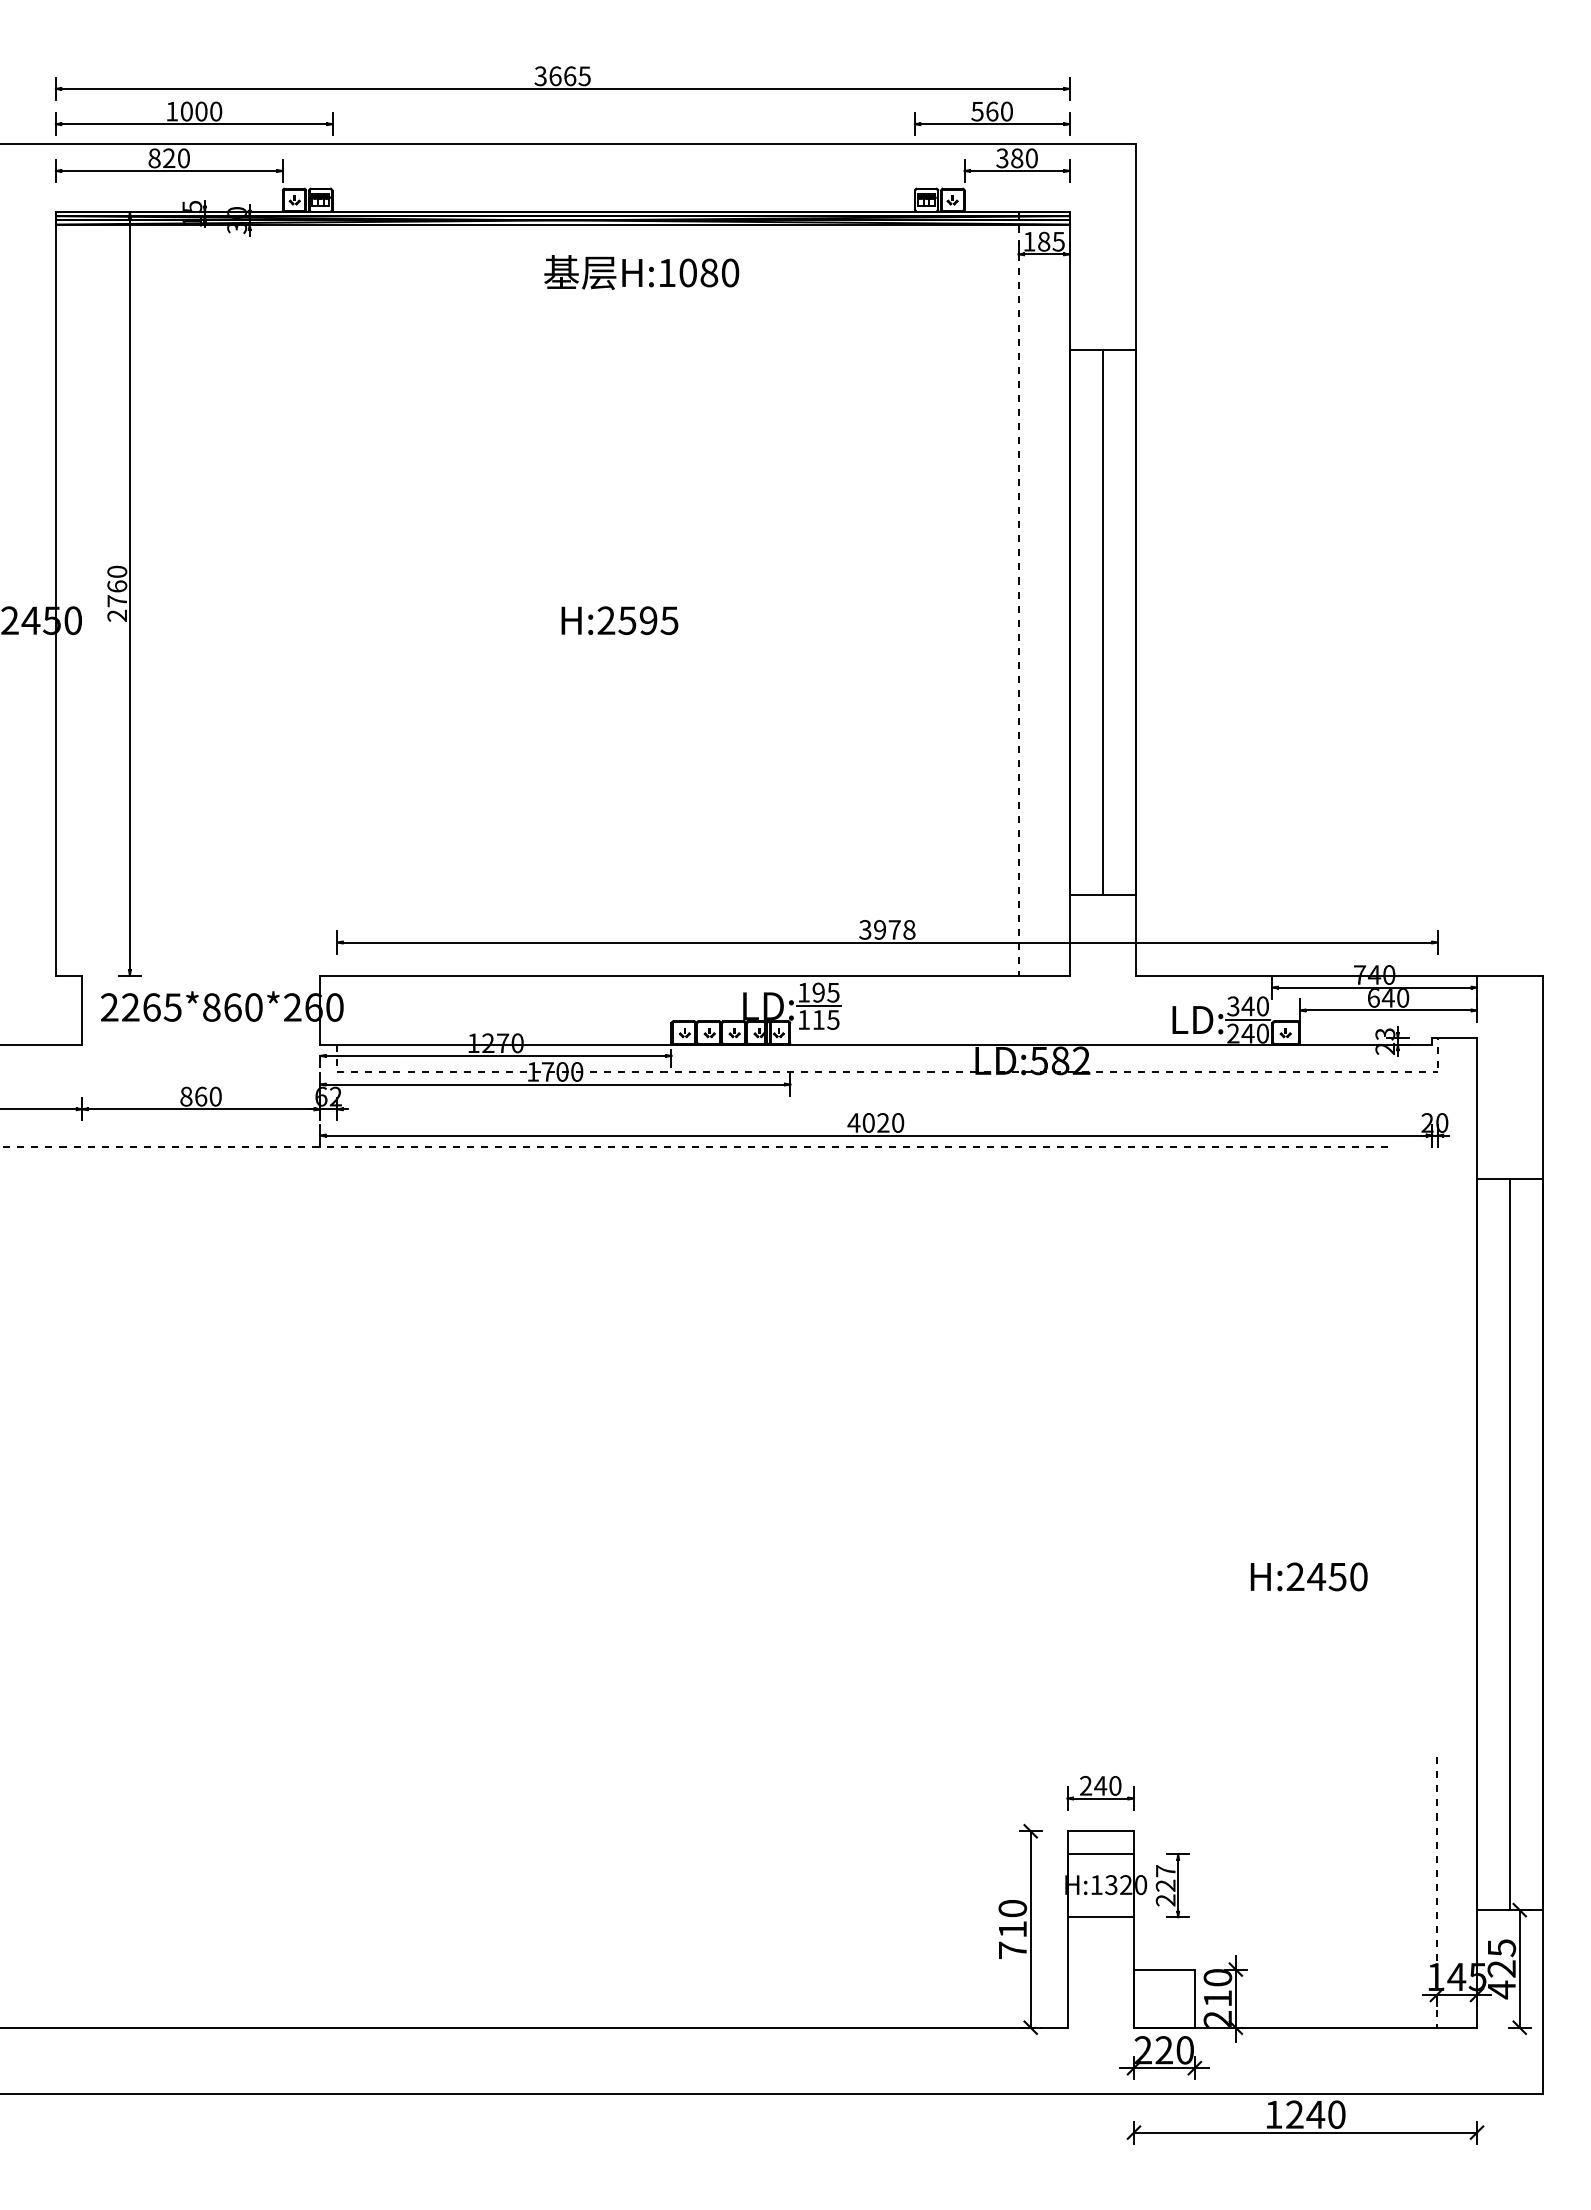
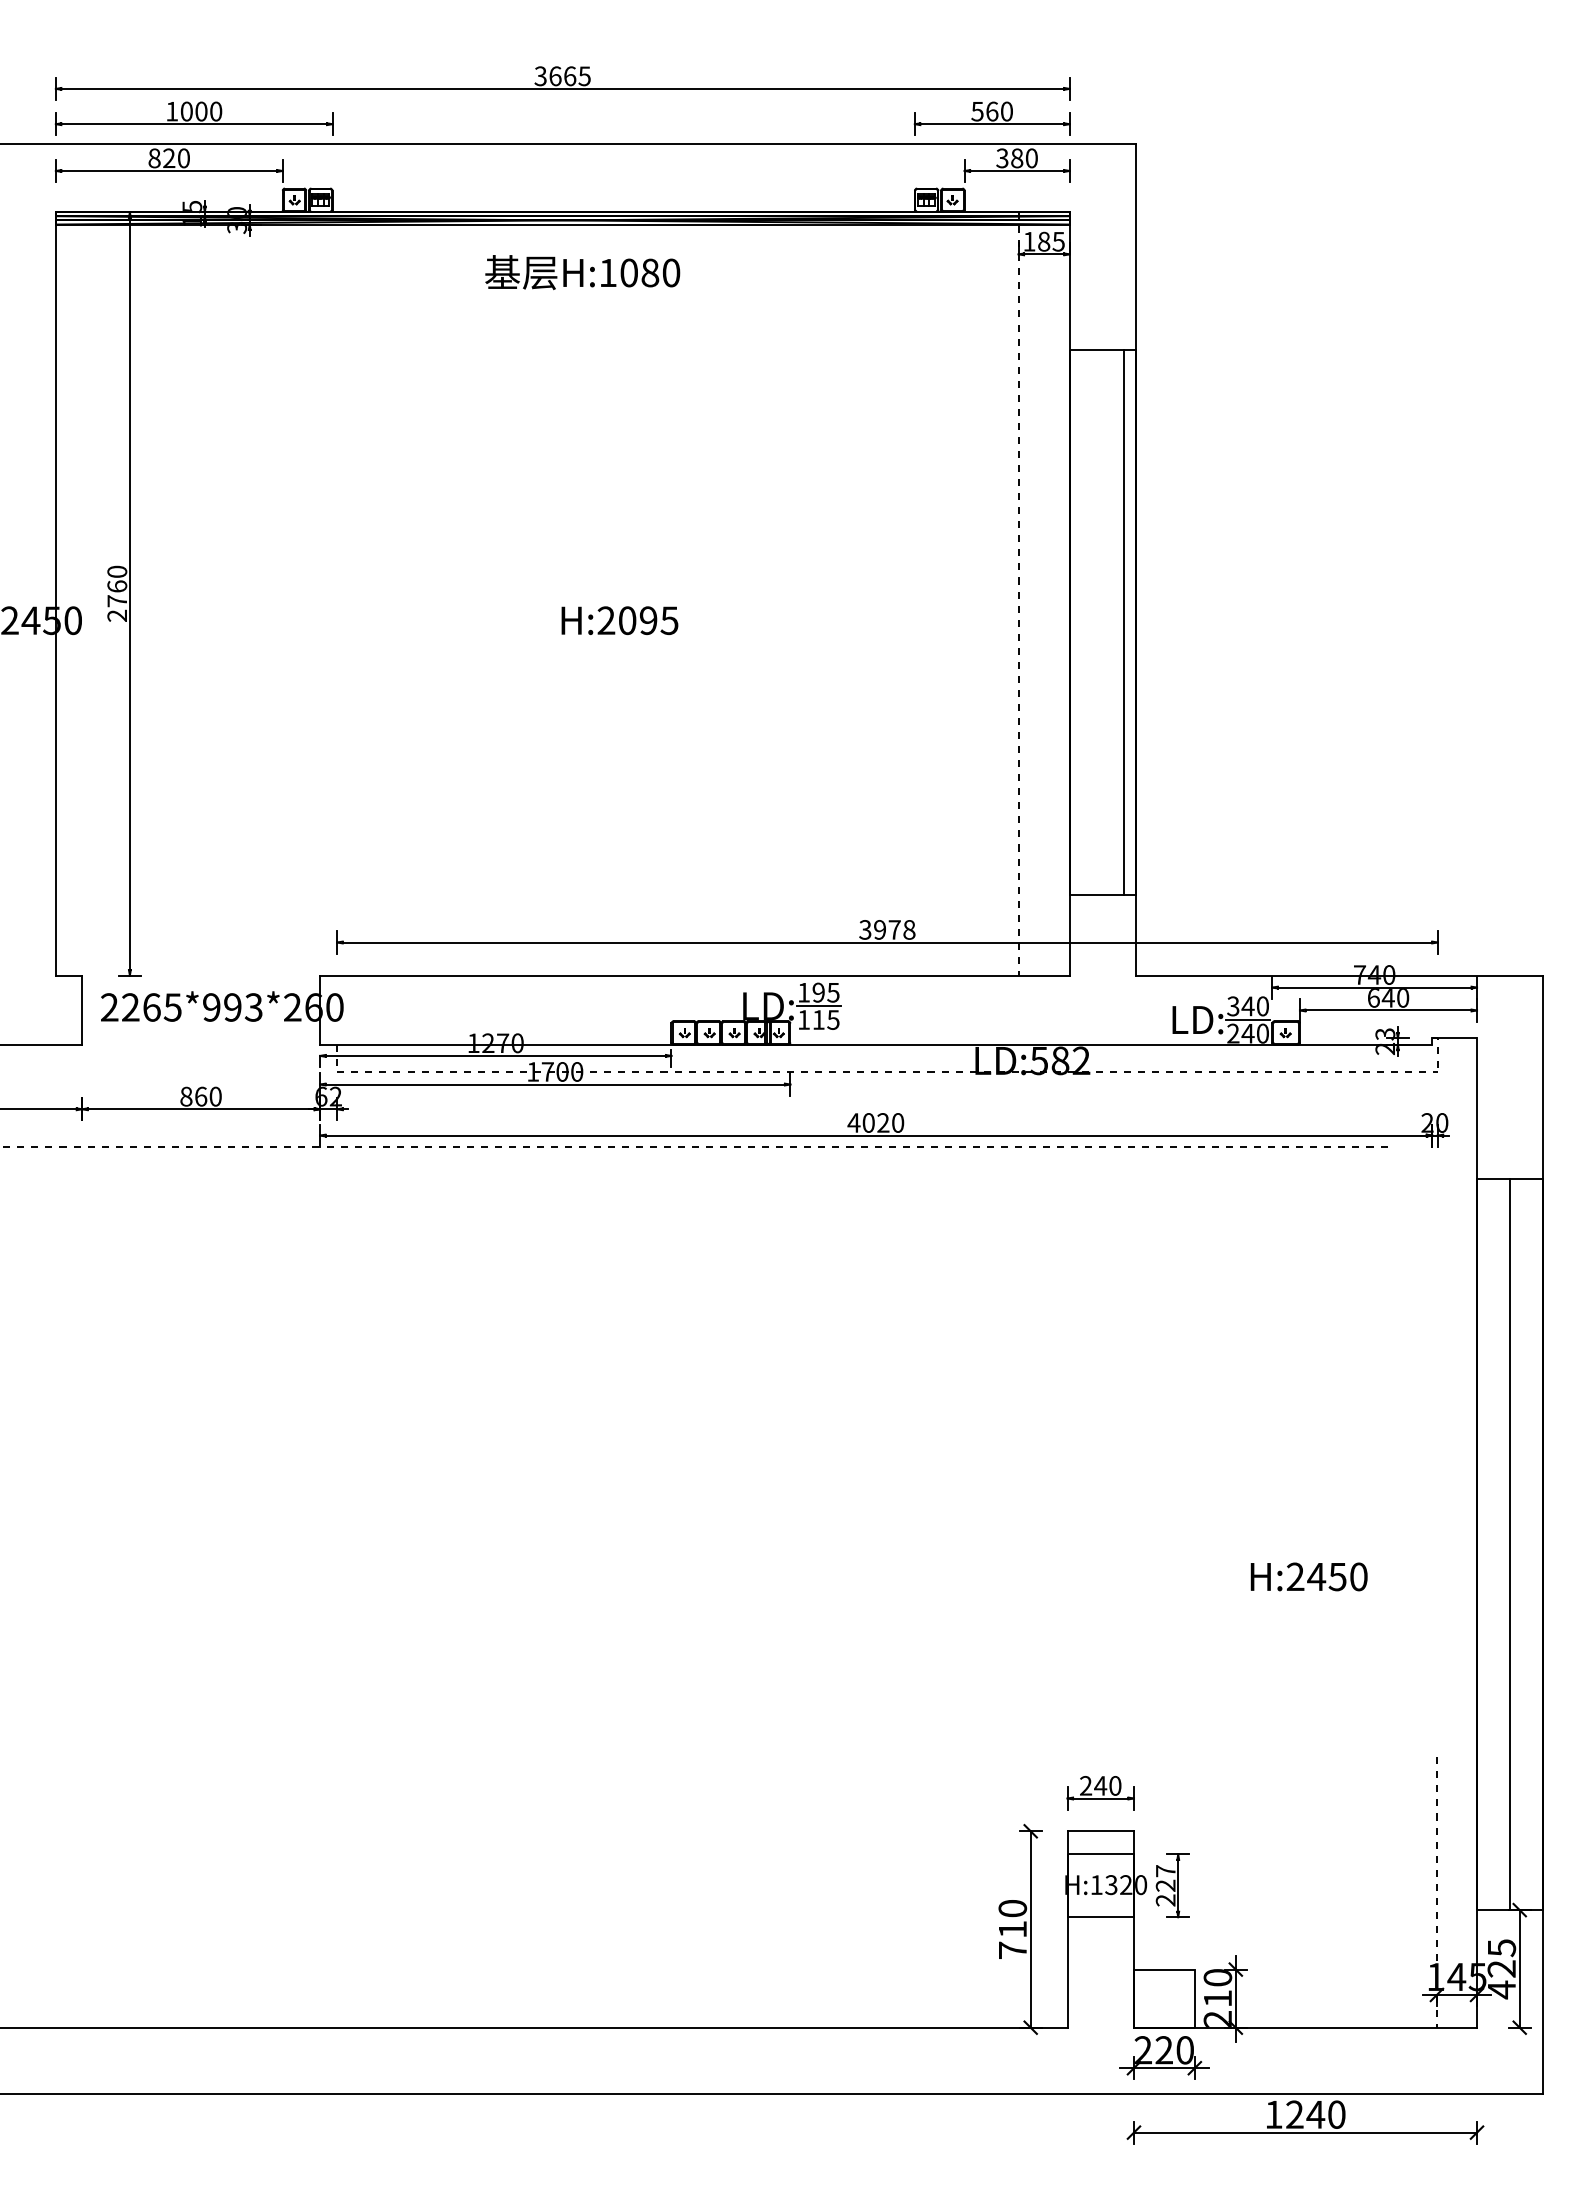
text position: (641, 272) -> (582, 272) (582, 272)
text: H:2595 -> H:2095 (627, 620)
line position: (1102, 622) -> (1123, 622) (1123, 622)
text: 2265*860*260 -> 2265*993*260 (232, 1007)
